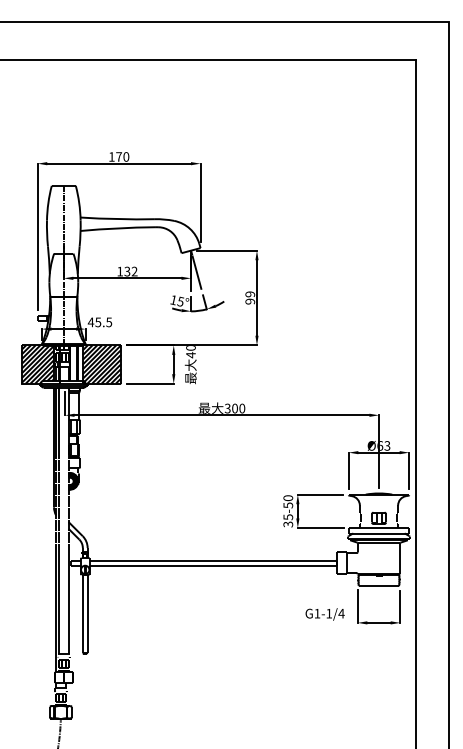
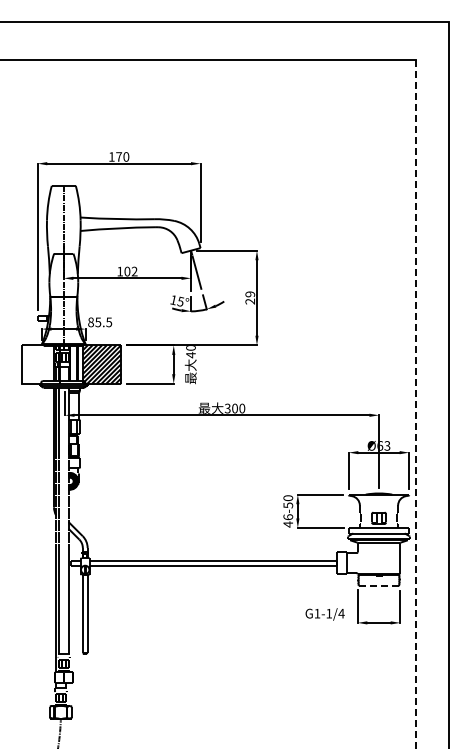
text: 132 -> 102 (127, 271)
text: 99 -> 29 (250, 301)
text: 45.5 -> 85.5 (90, 322)
hatch: present -> none (37, 364)
line: solid -> dashed (415, 404)
text: 35-50 -> 46-50 (288, 520)
line: solid -> dashed (379, 585)
